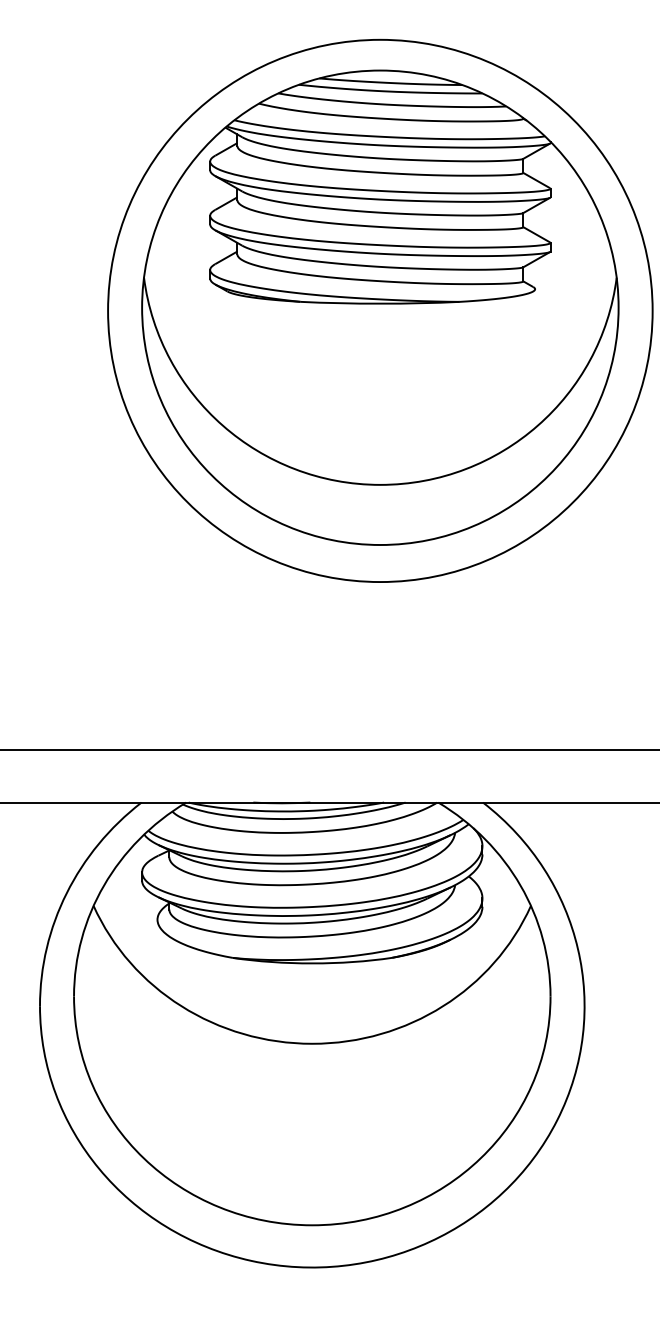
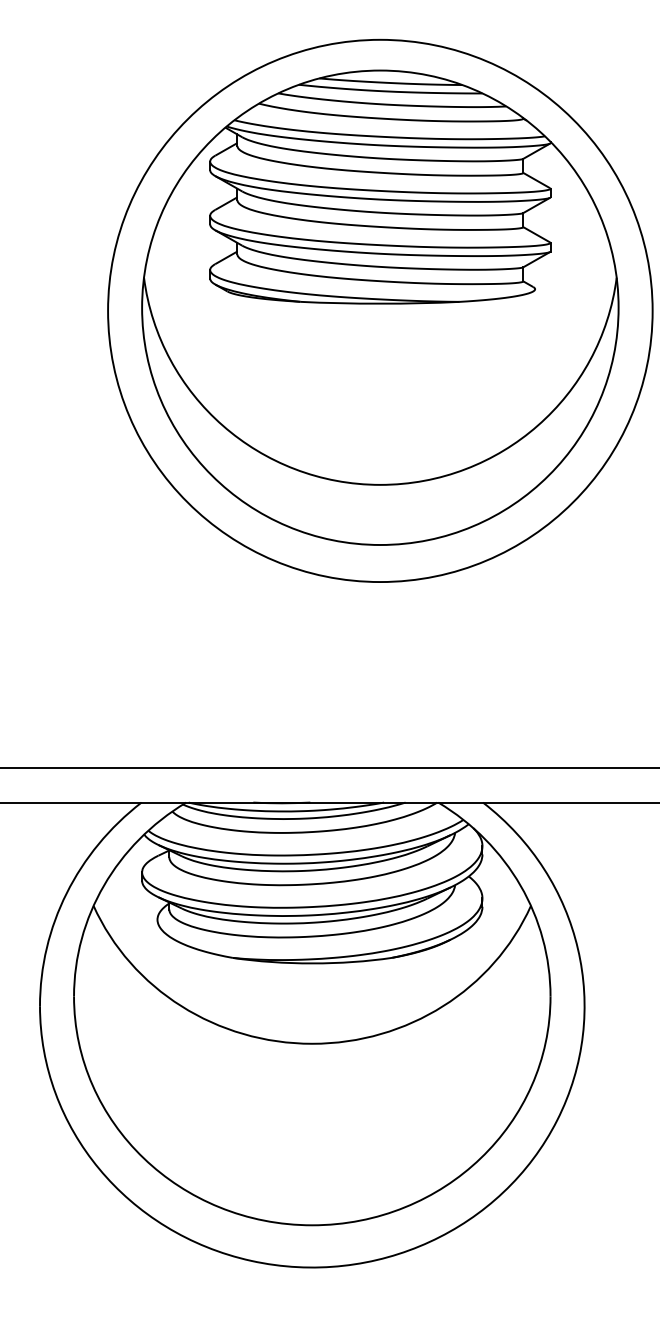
line position: (329, 750) -> (329, 768) (329, 768)
